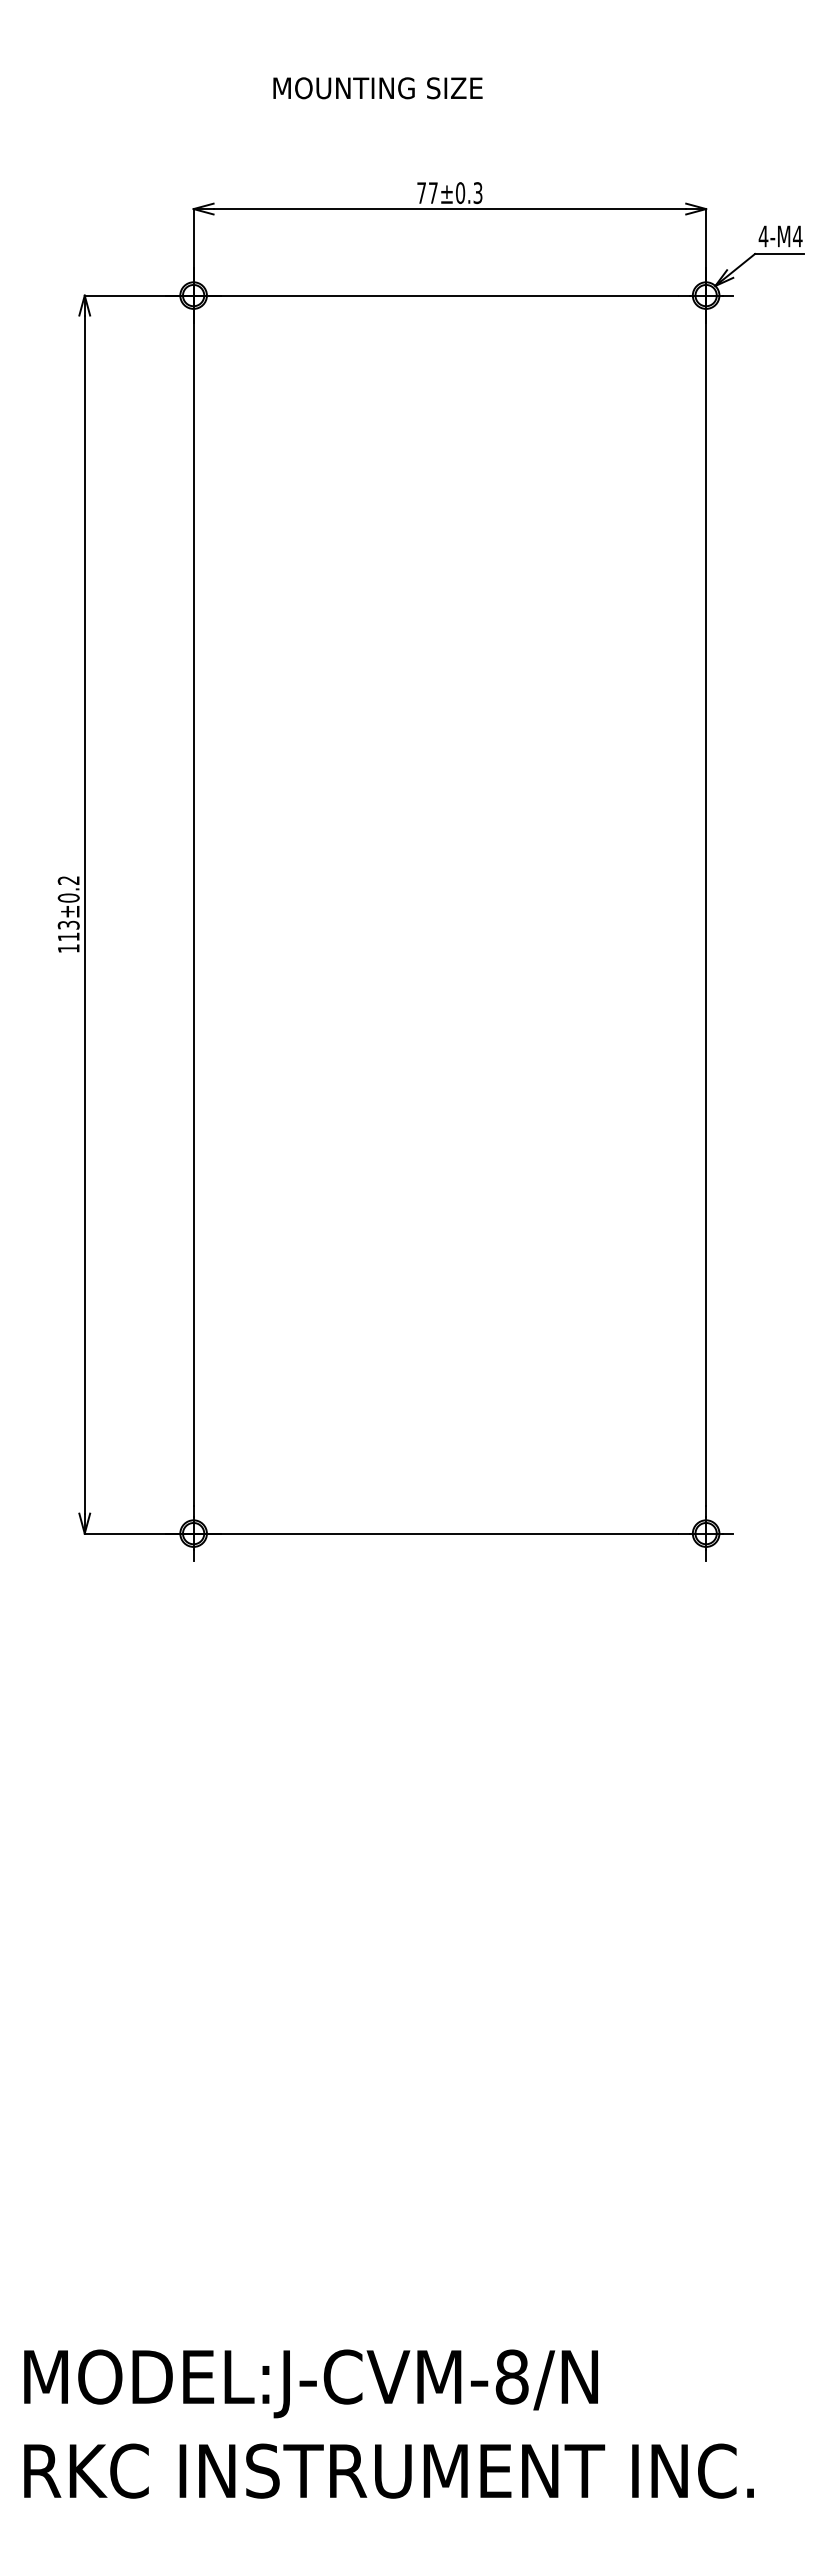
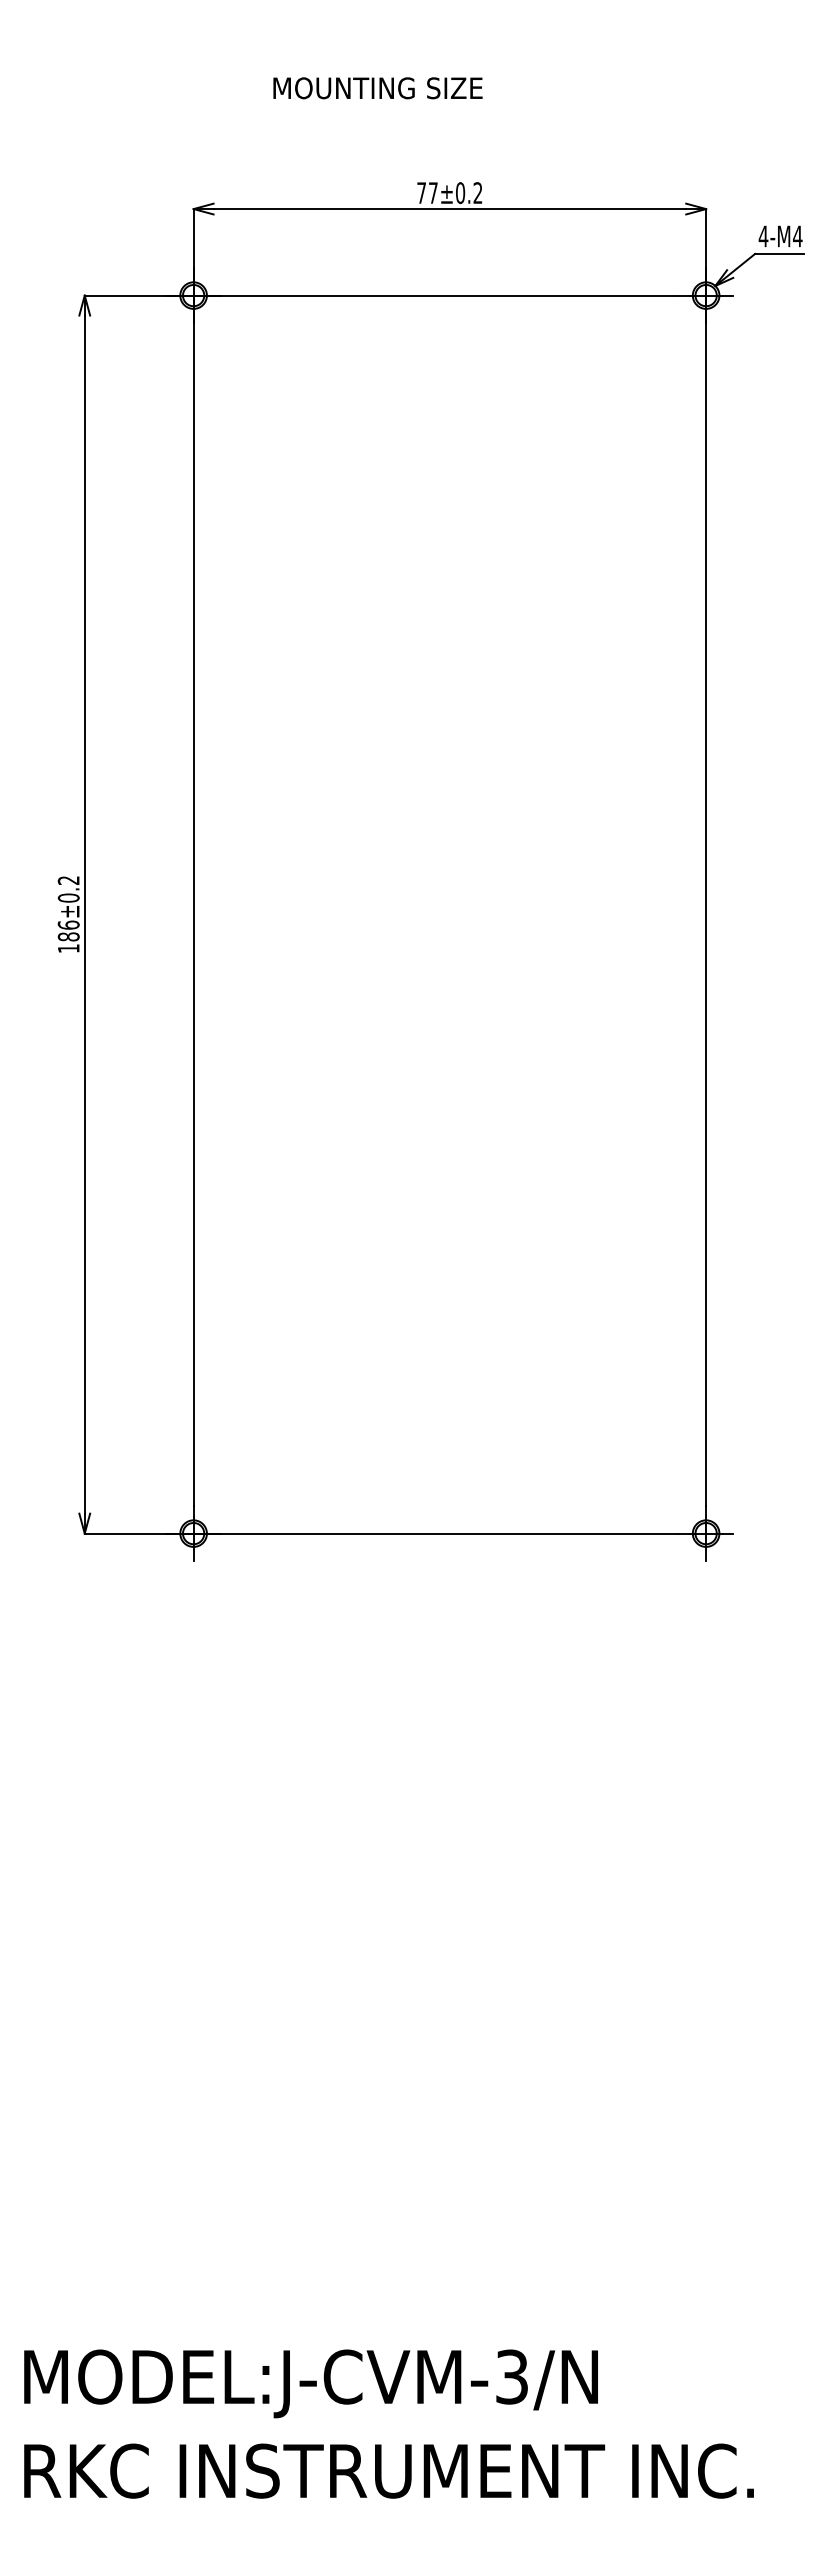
text: 77±0.3 -> 77±0.2 (477, 193)
text: 113±0.2 -> 186±0.2 (68, 930)
text: MODEL:J-CVM-8/N -> MODEL:J-CVM-3/N (511, 2376)
